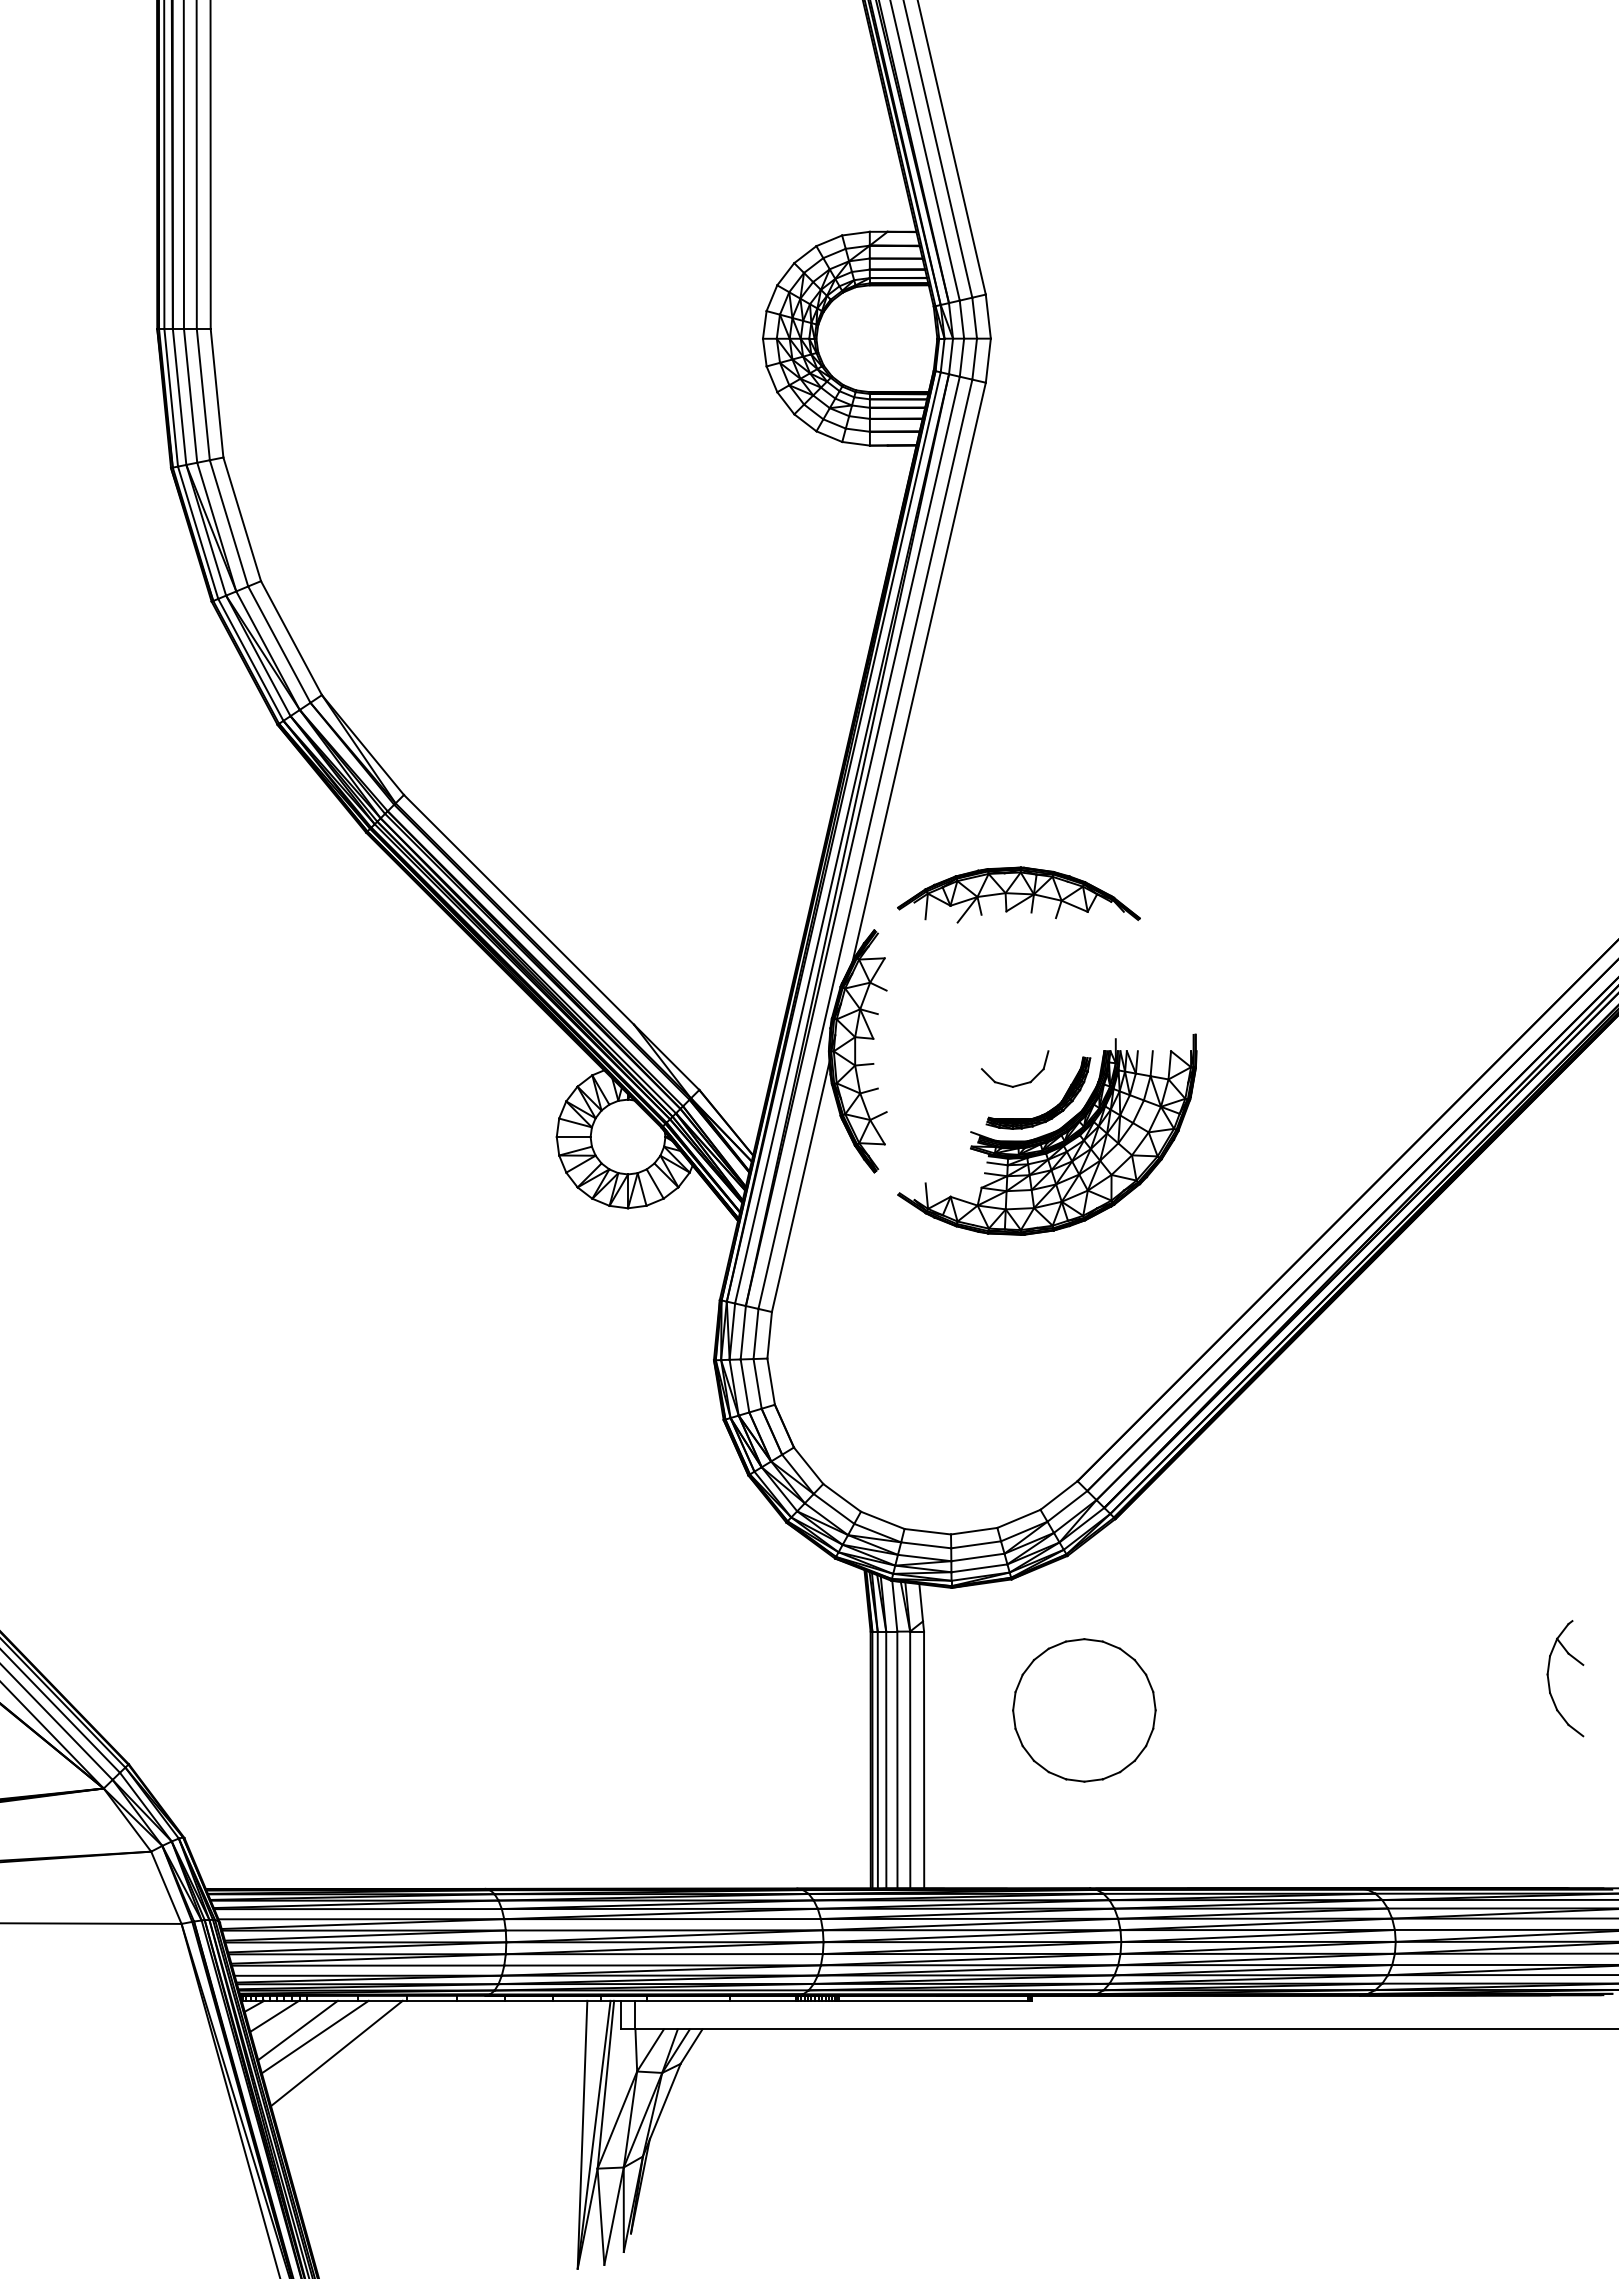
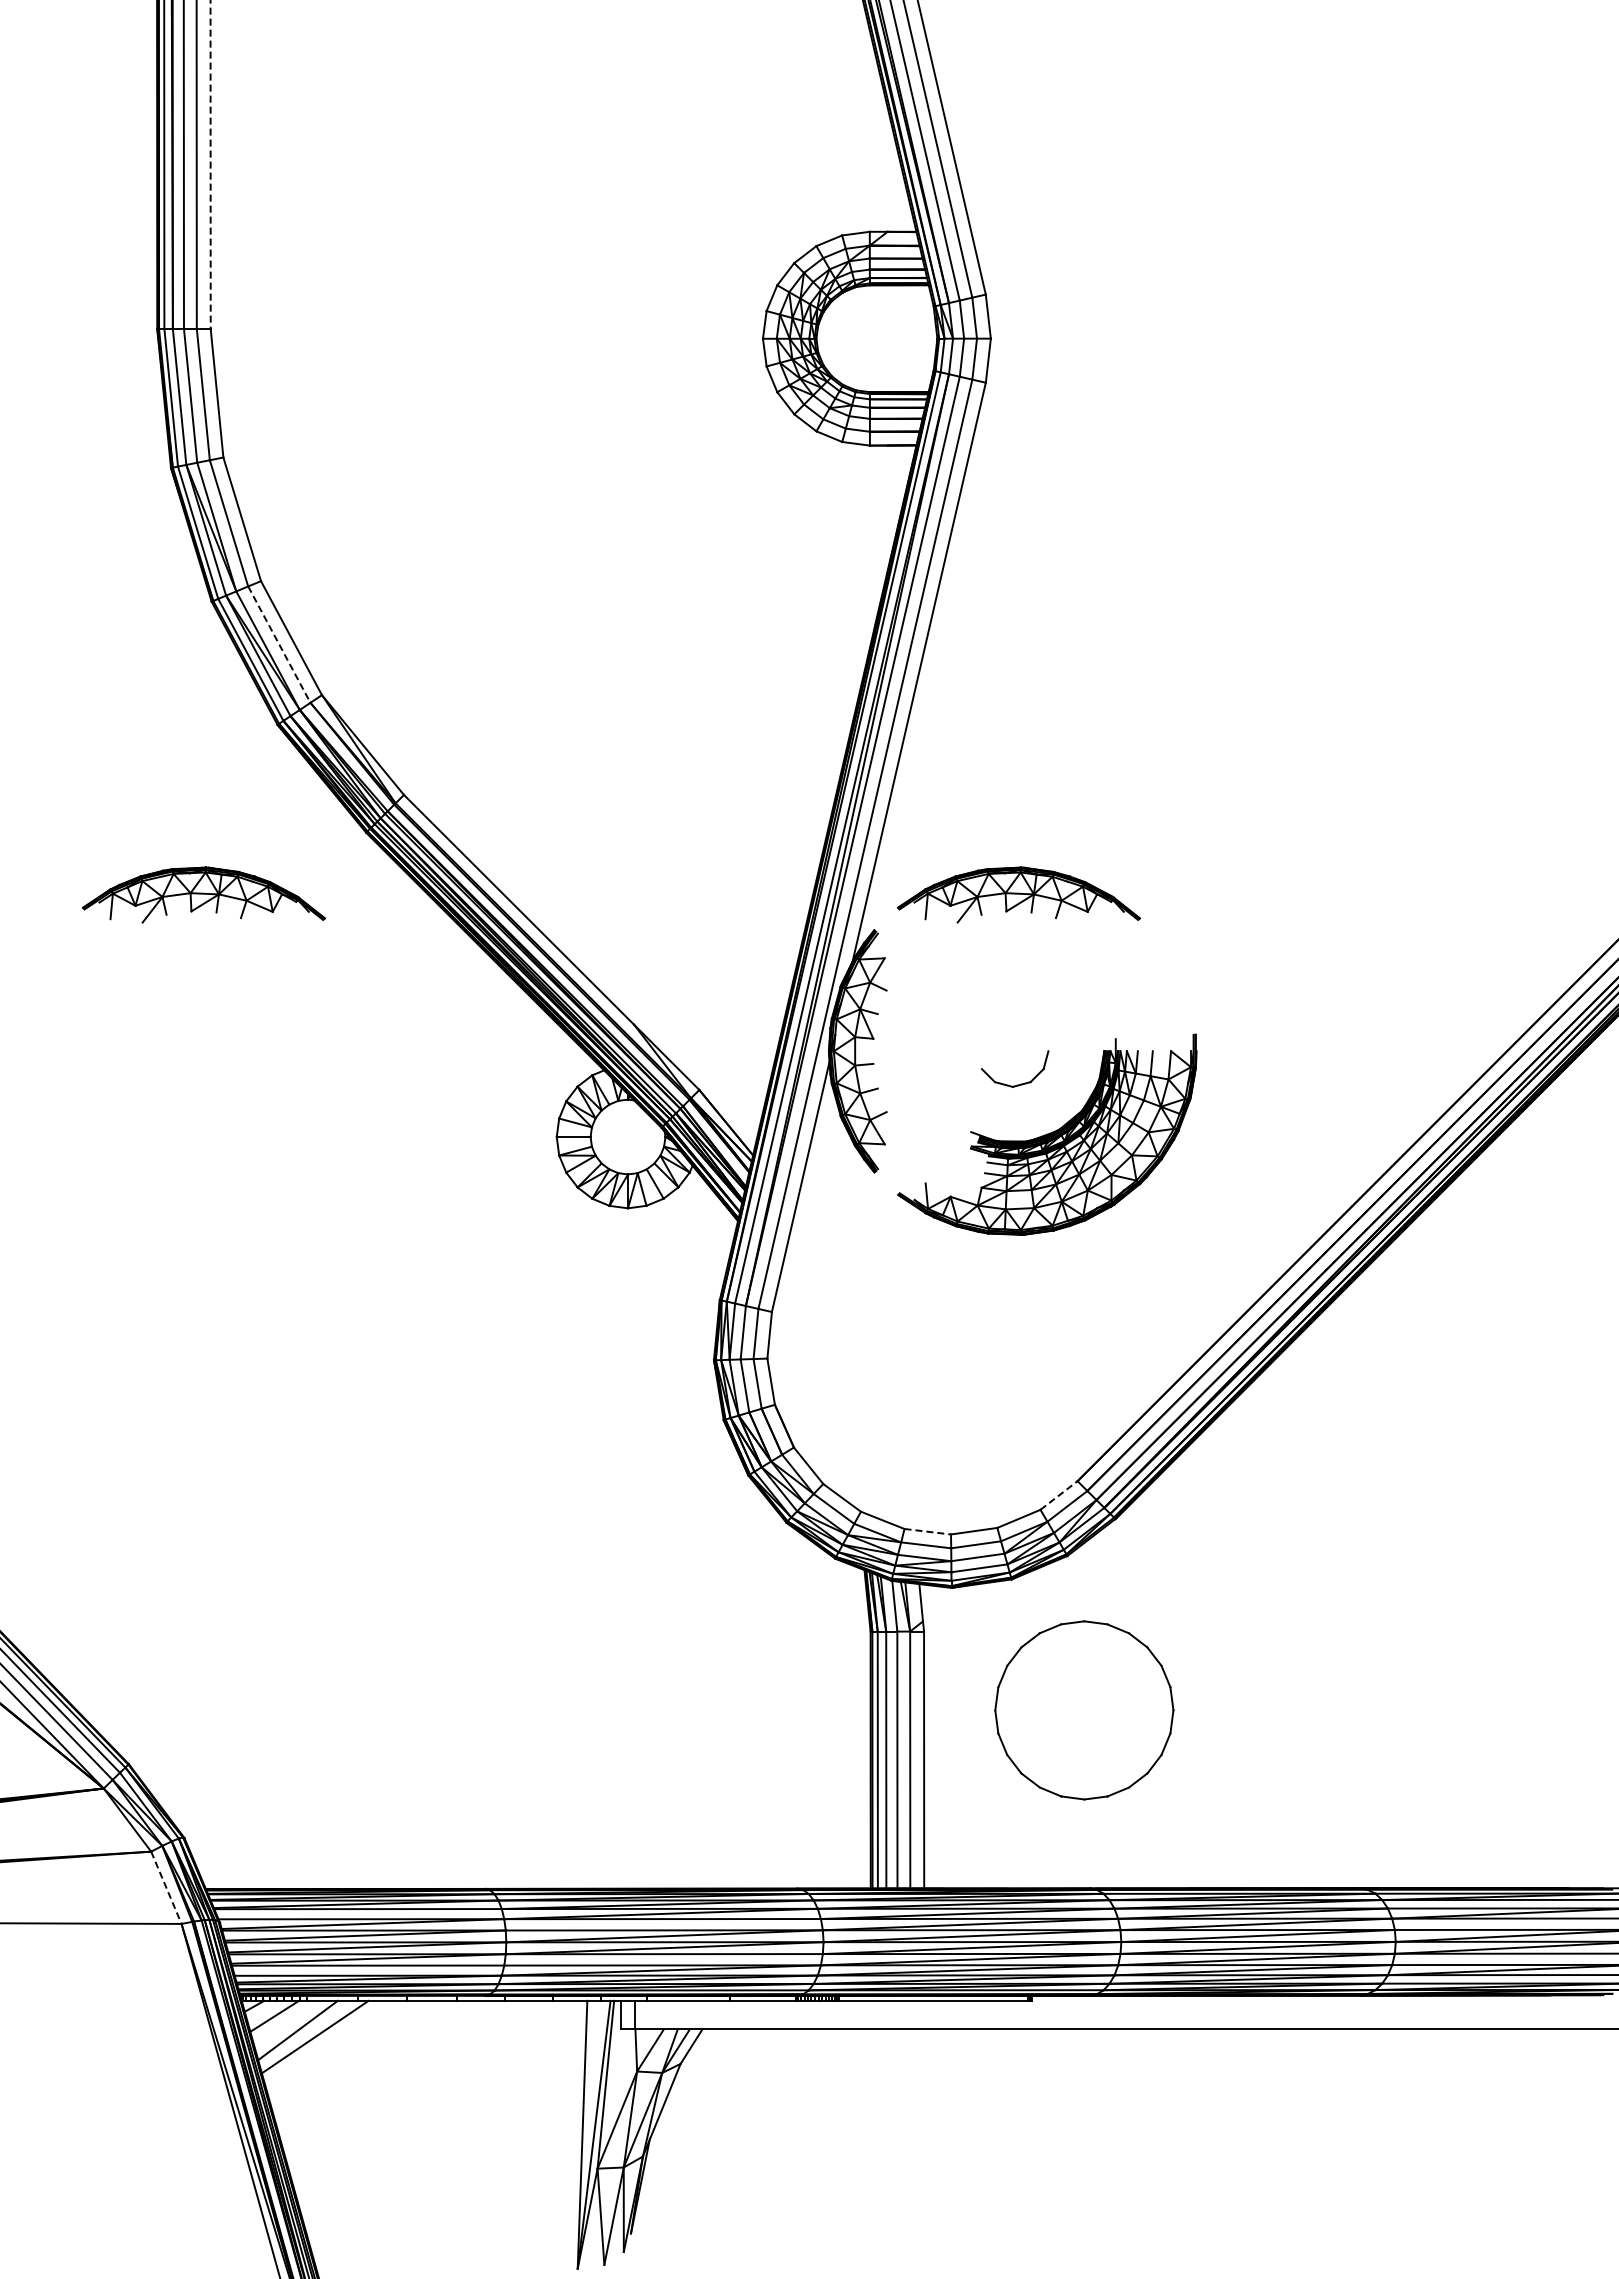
line: solid -> dashed (210, 165)
line: solid -> dashed (279, 644)
part: none -> present (203, 894)
part: present -> none (1051, 1108)
line: solid -> dashed (1059, 1495)
line: solid -> dashed (928, 1531)
part: present -> none (1549, 1678)
part size: 145x145 px -> 181x181 px (1084, 1710)
line: solid -> dashed (166, 1888)
line: present -> none (336, 2053)
